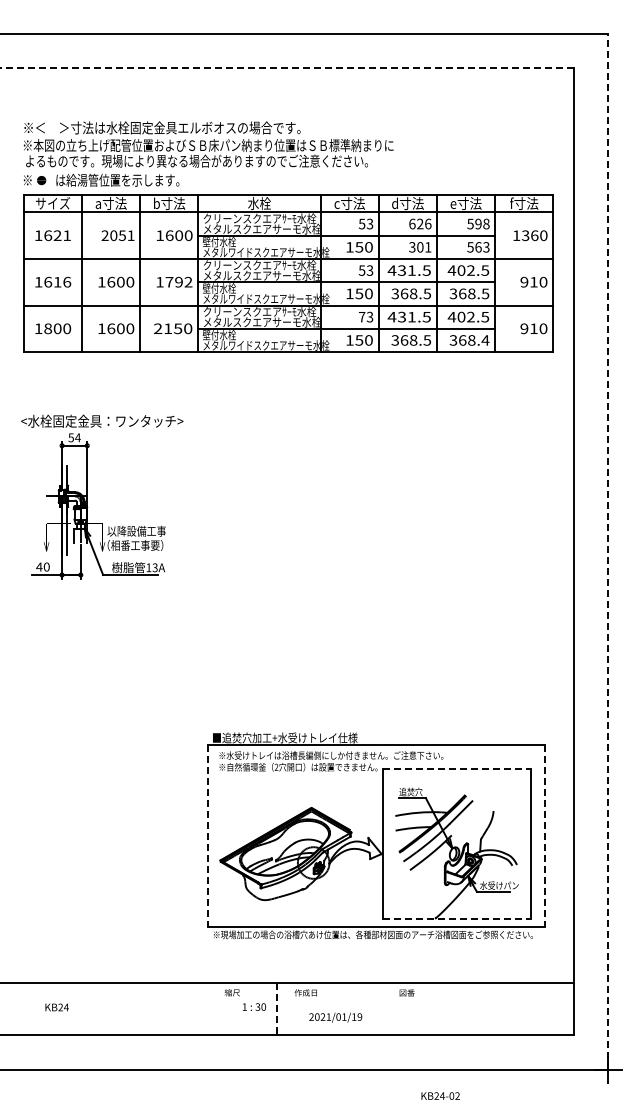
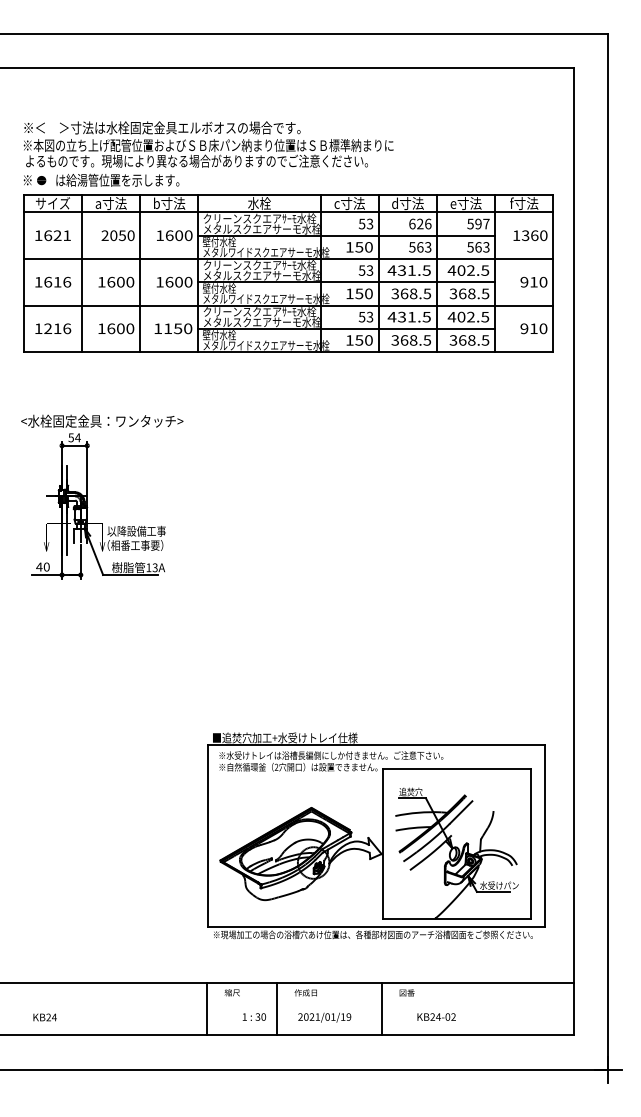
line: dashed -> solid (286, 68)
text: 598 -> 597 (486, 223)
text: 2051 -> 2050 (130, 235)
text: 301 -> 563 (420, 247)
text: 1792 -> 1600 (178, 281)
text: 73 -> 53 (361, 317)
text: 1800 -> 1216 (57, 328)
text: 2150 -> 1150 (158, 328)
text: 368.4 -> 368.5 (485, 340)
line: dashed -> solid (608, 551)
line: dashed -> solid (457, 769)
line: dashed -> solid (207, 836)
line: dashed -> solid (545, 836)
line: dashed -> solid (457, 918)
text position: (253, 1006) -> (253, 1016) (253, 1016)
text position: (56, 1007) -> (44, 1017) (44, 1017)
line: none -> present (206, 1009)
line: dashed -> solid (276, 1009)
line: none -> present (381, 1009)
text position: (335, 1017) -> (324, 1017) (324, 1017)
text position: (440, 1095) -> (436, 1016) (436, 1016)
